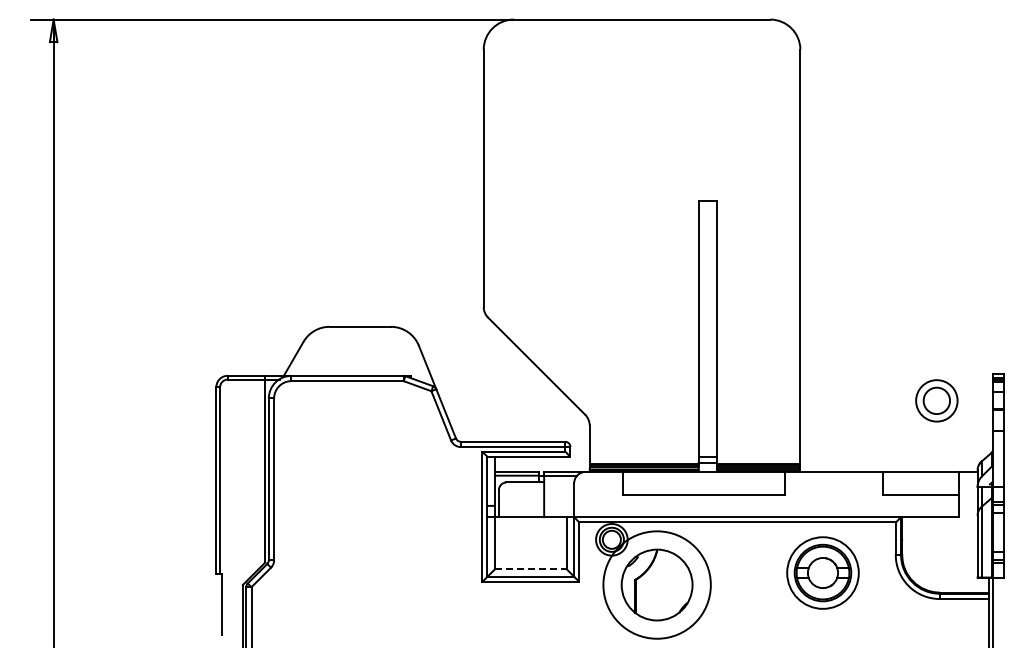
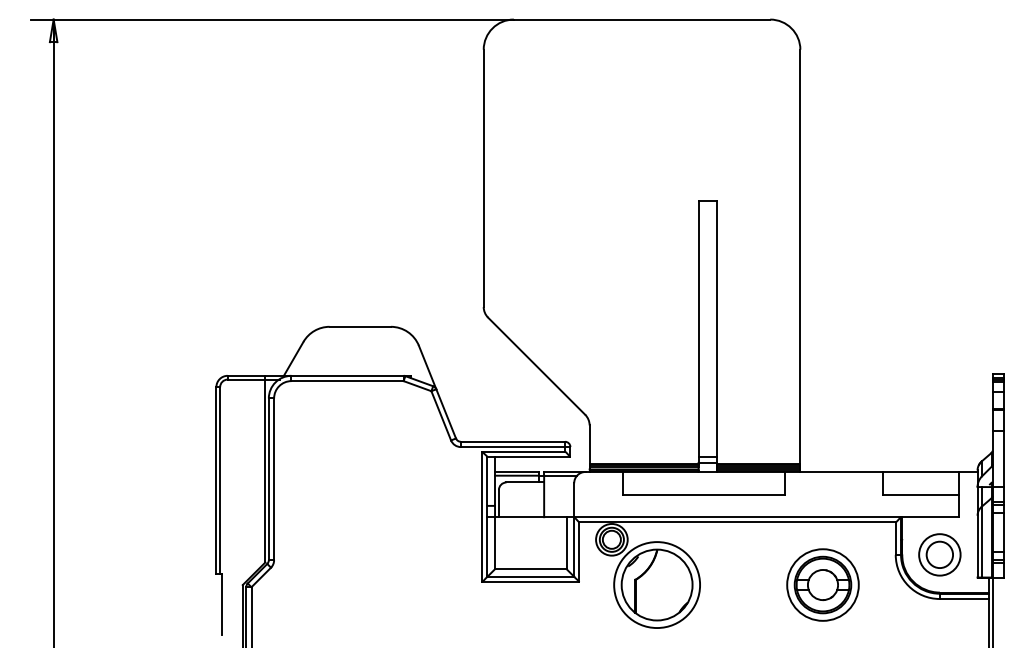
part position: (936, 400) -> (939, 554) (939, 554)
line: dashed -> solid (530, 569)
part position: (822, 572) -> (822, 584) (822, 584)
circle diameter: 107 px -> 86 px (657, 585)
